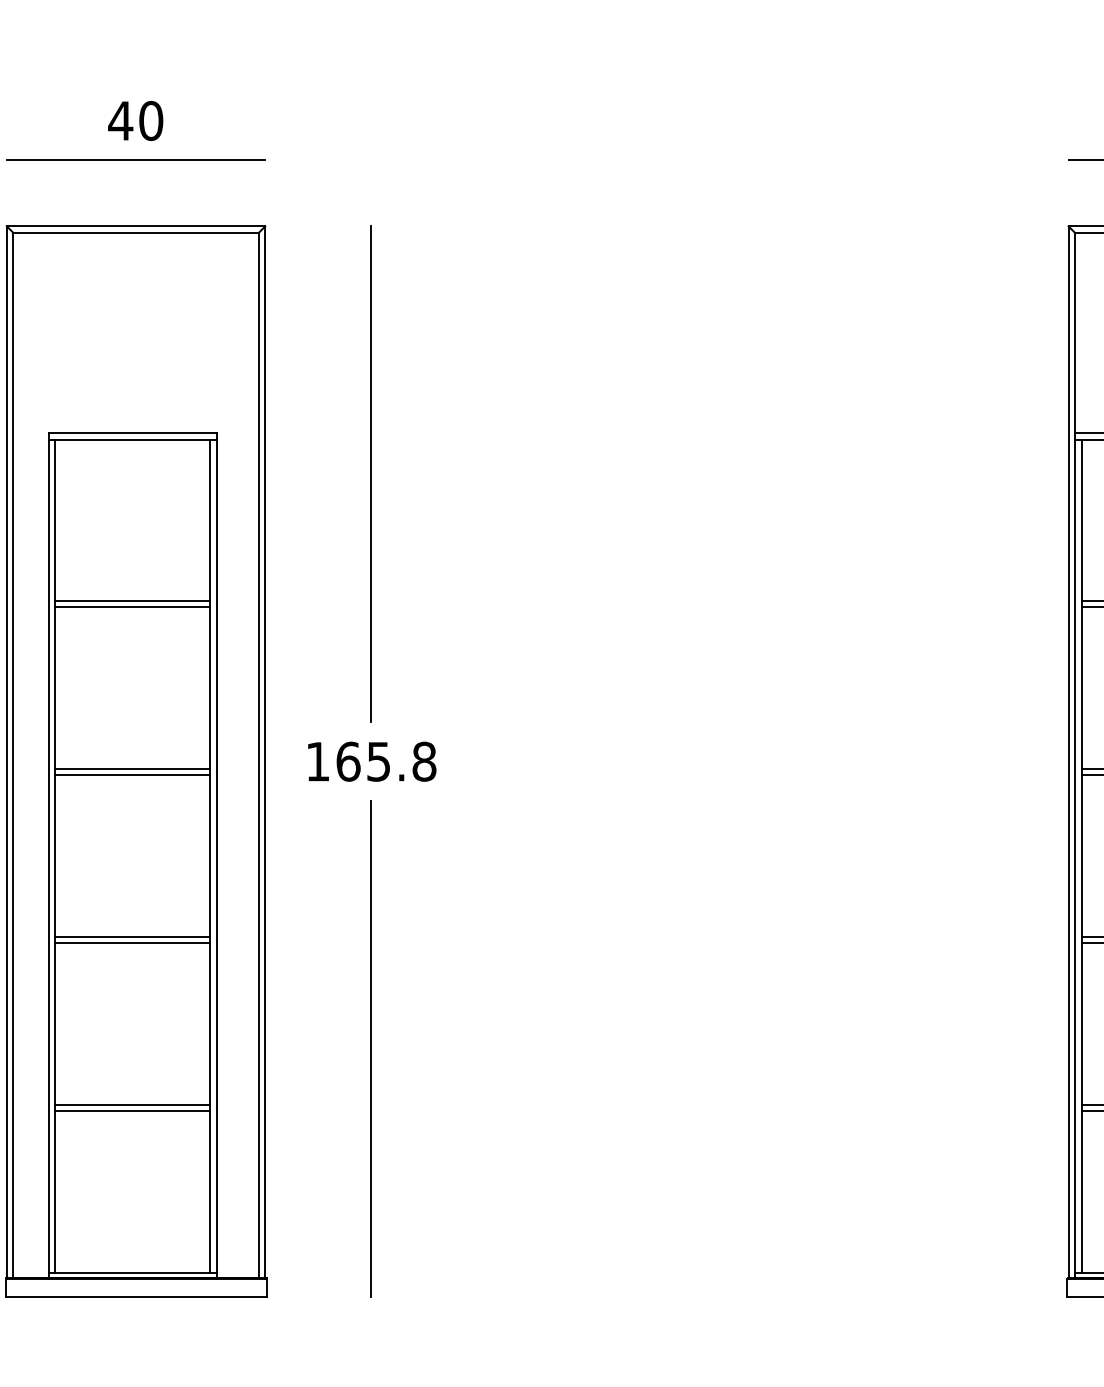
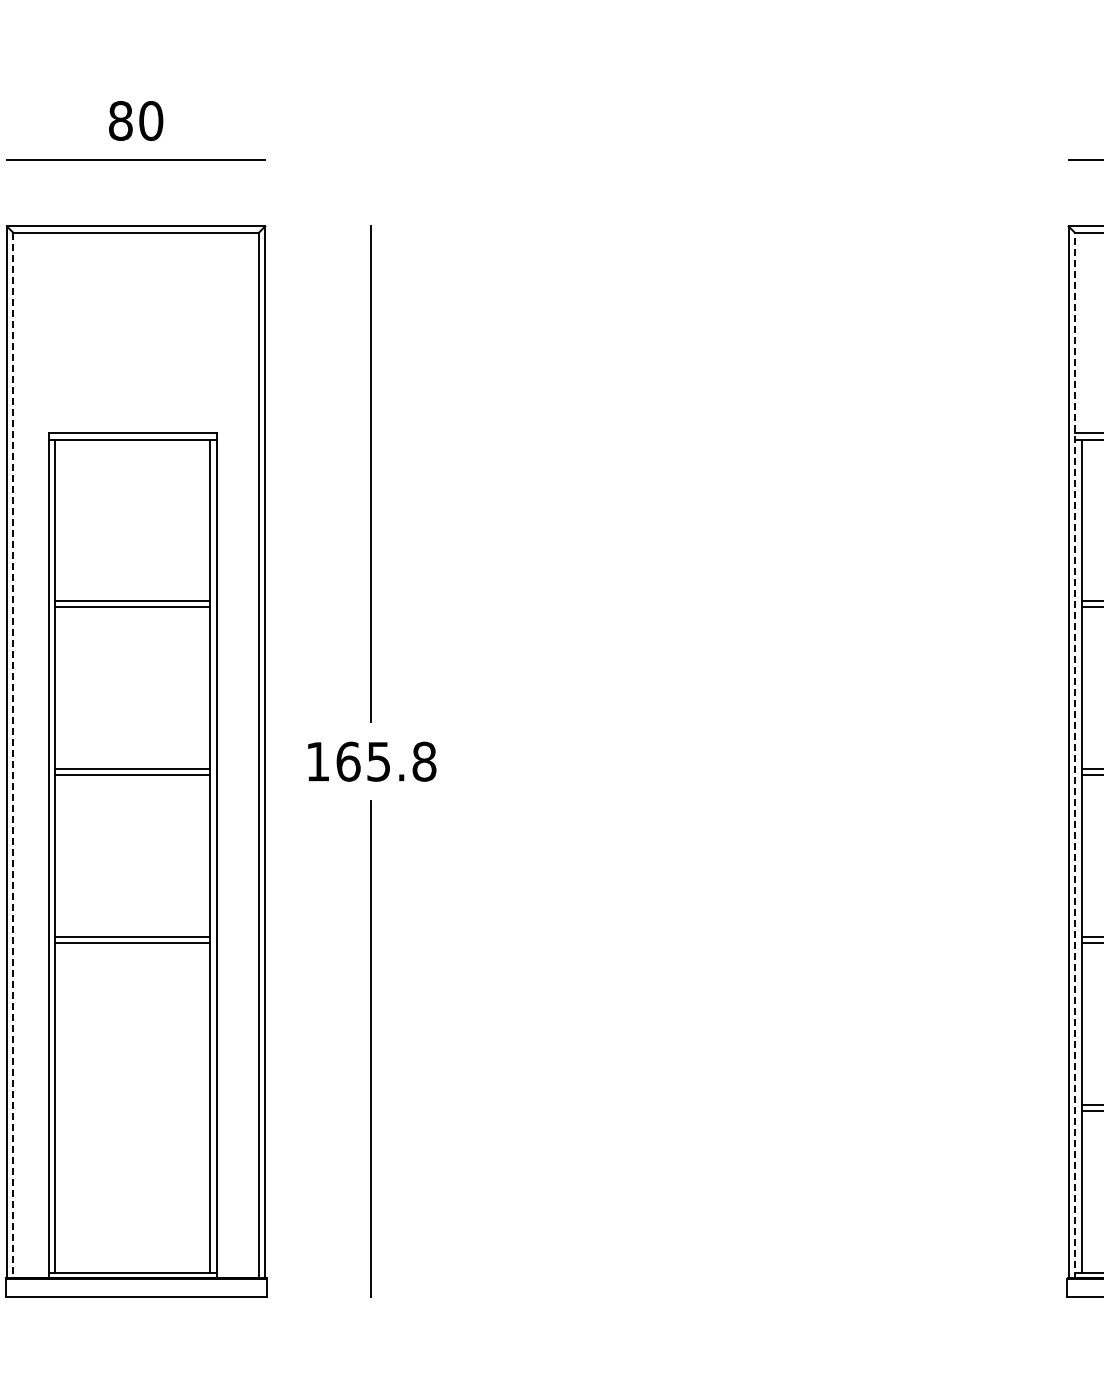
text: 40 -> 80 (120, 120)
line: solid -> dashed (1075, 755)
line: solid -> dashed (13, 756)
line: present -> none (132, 1104)
line: present -> none (132, 1111)
